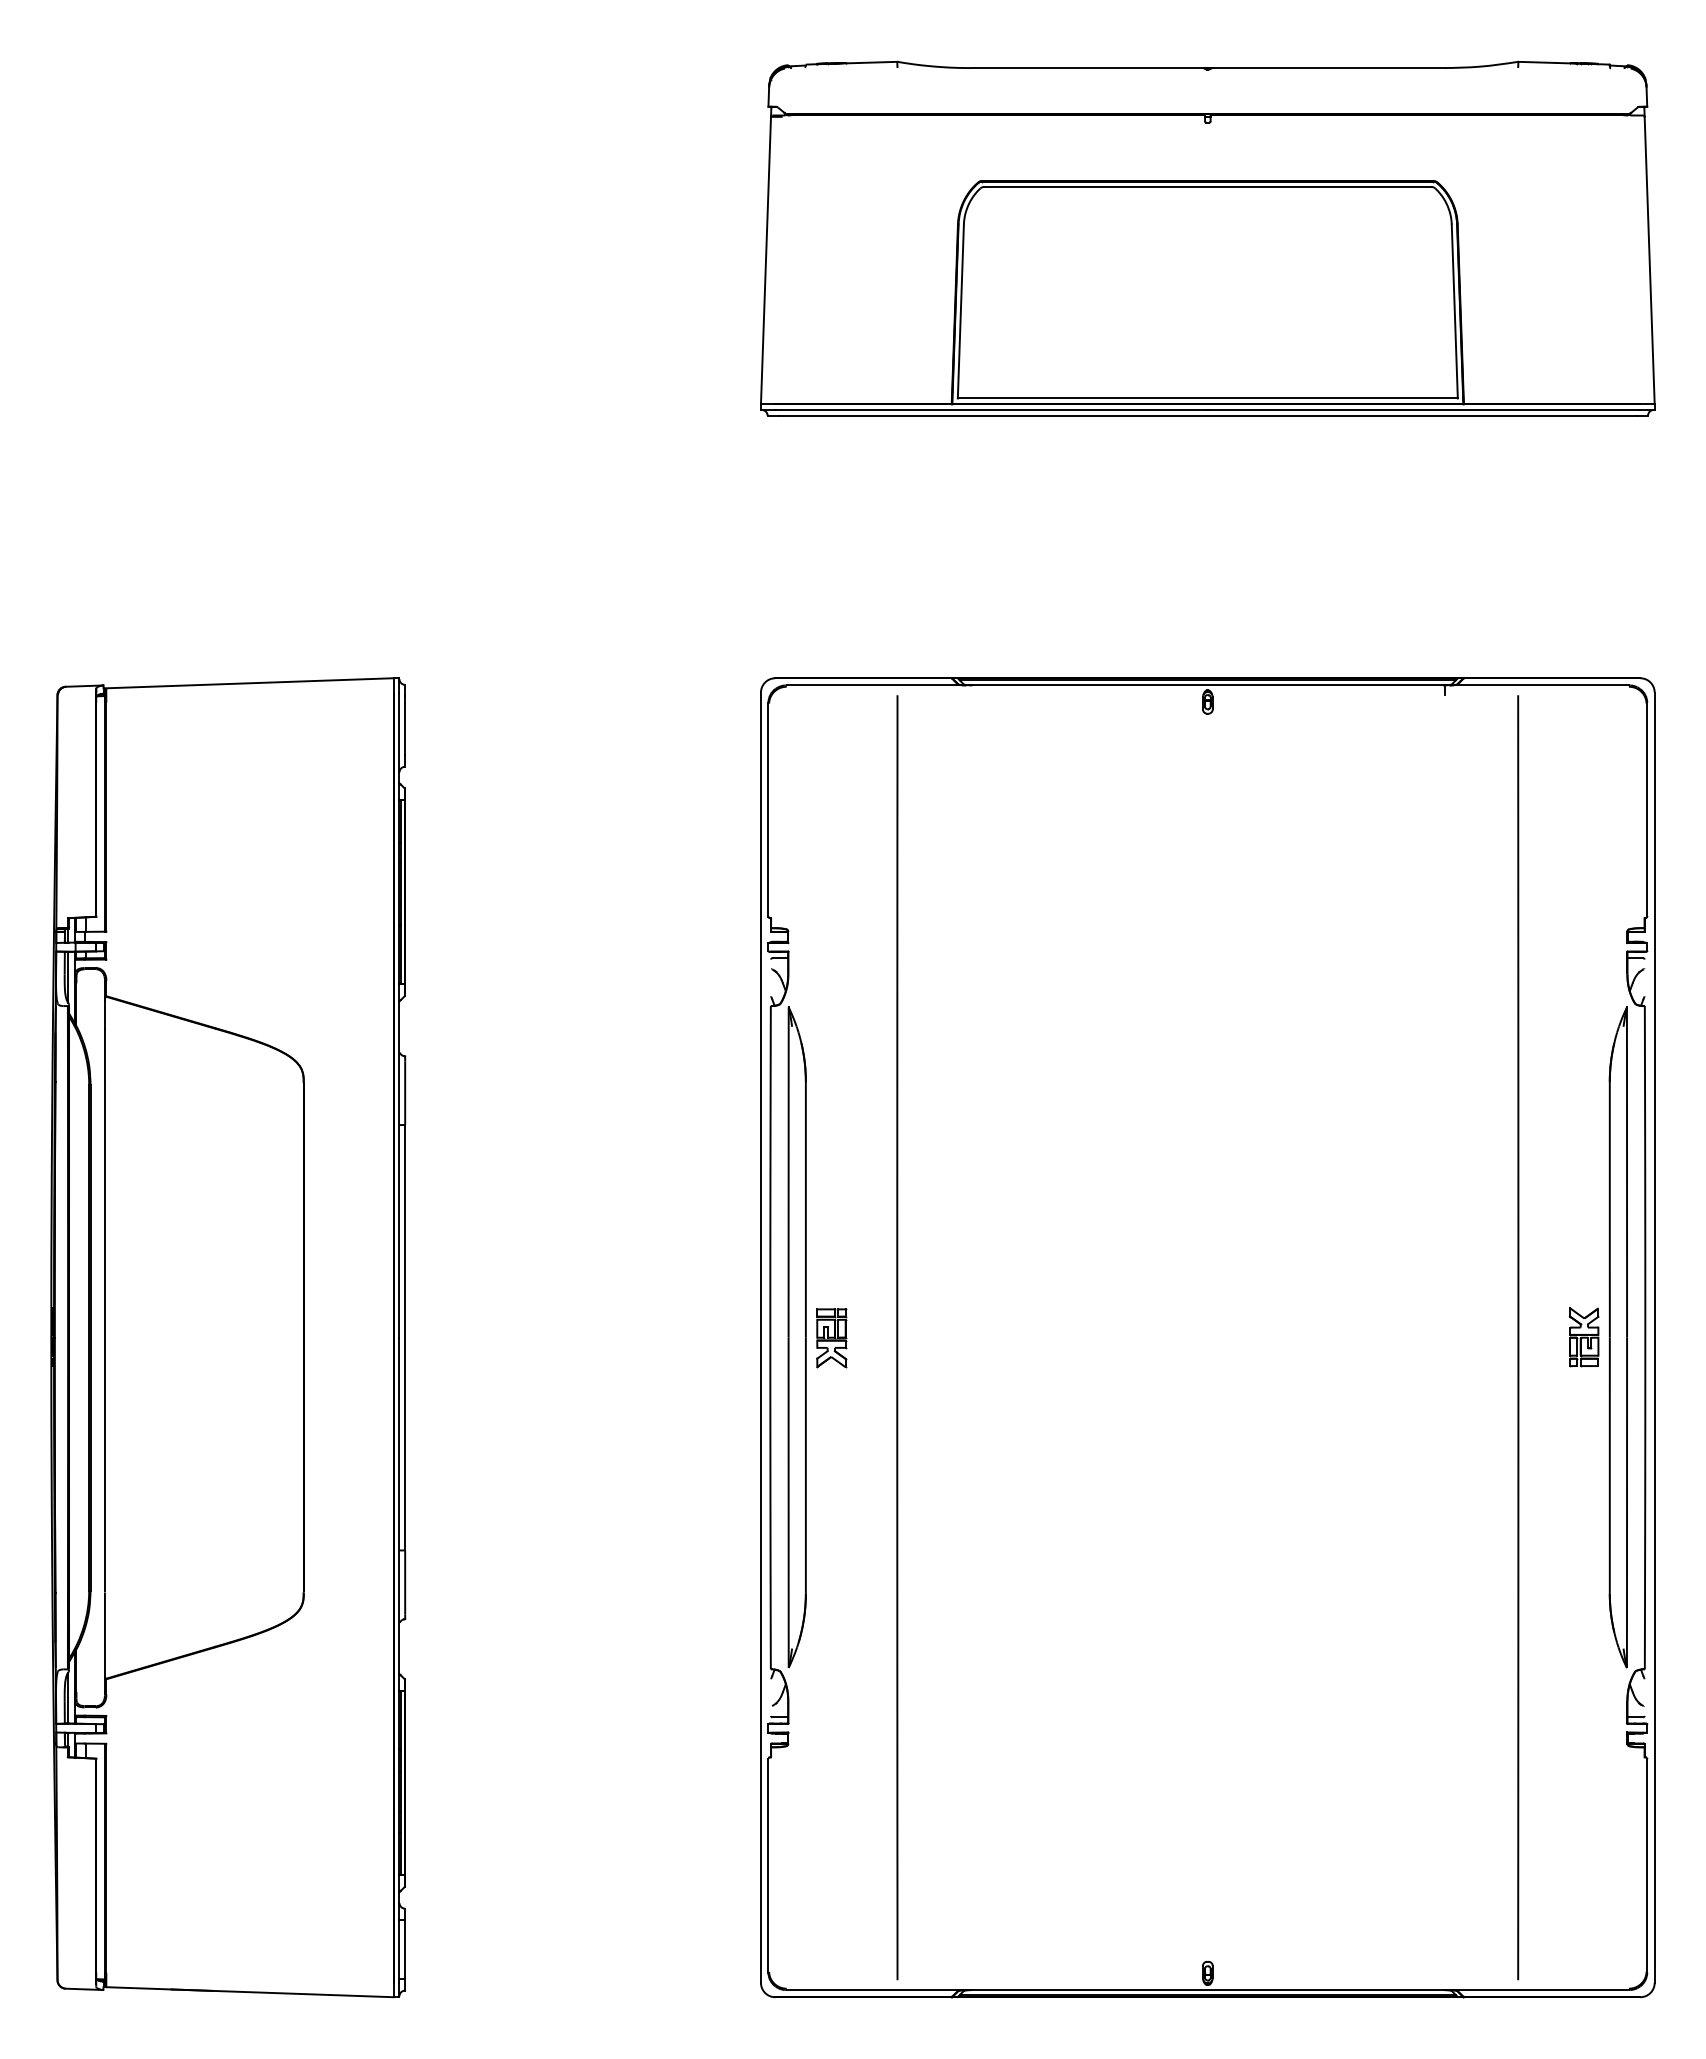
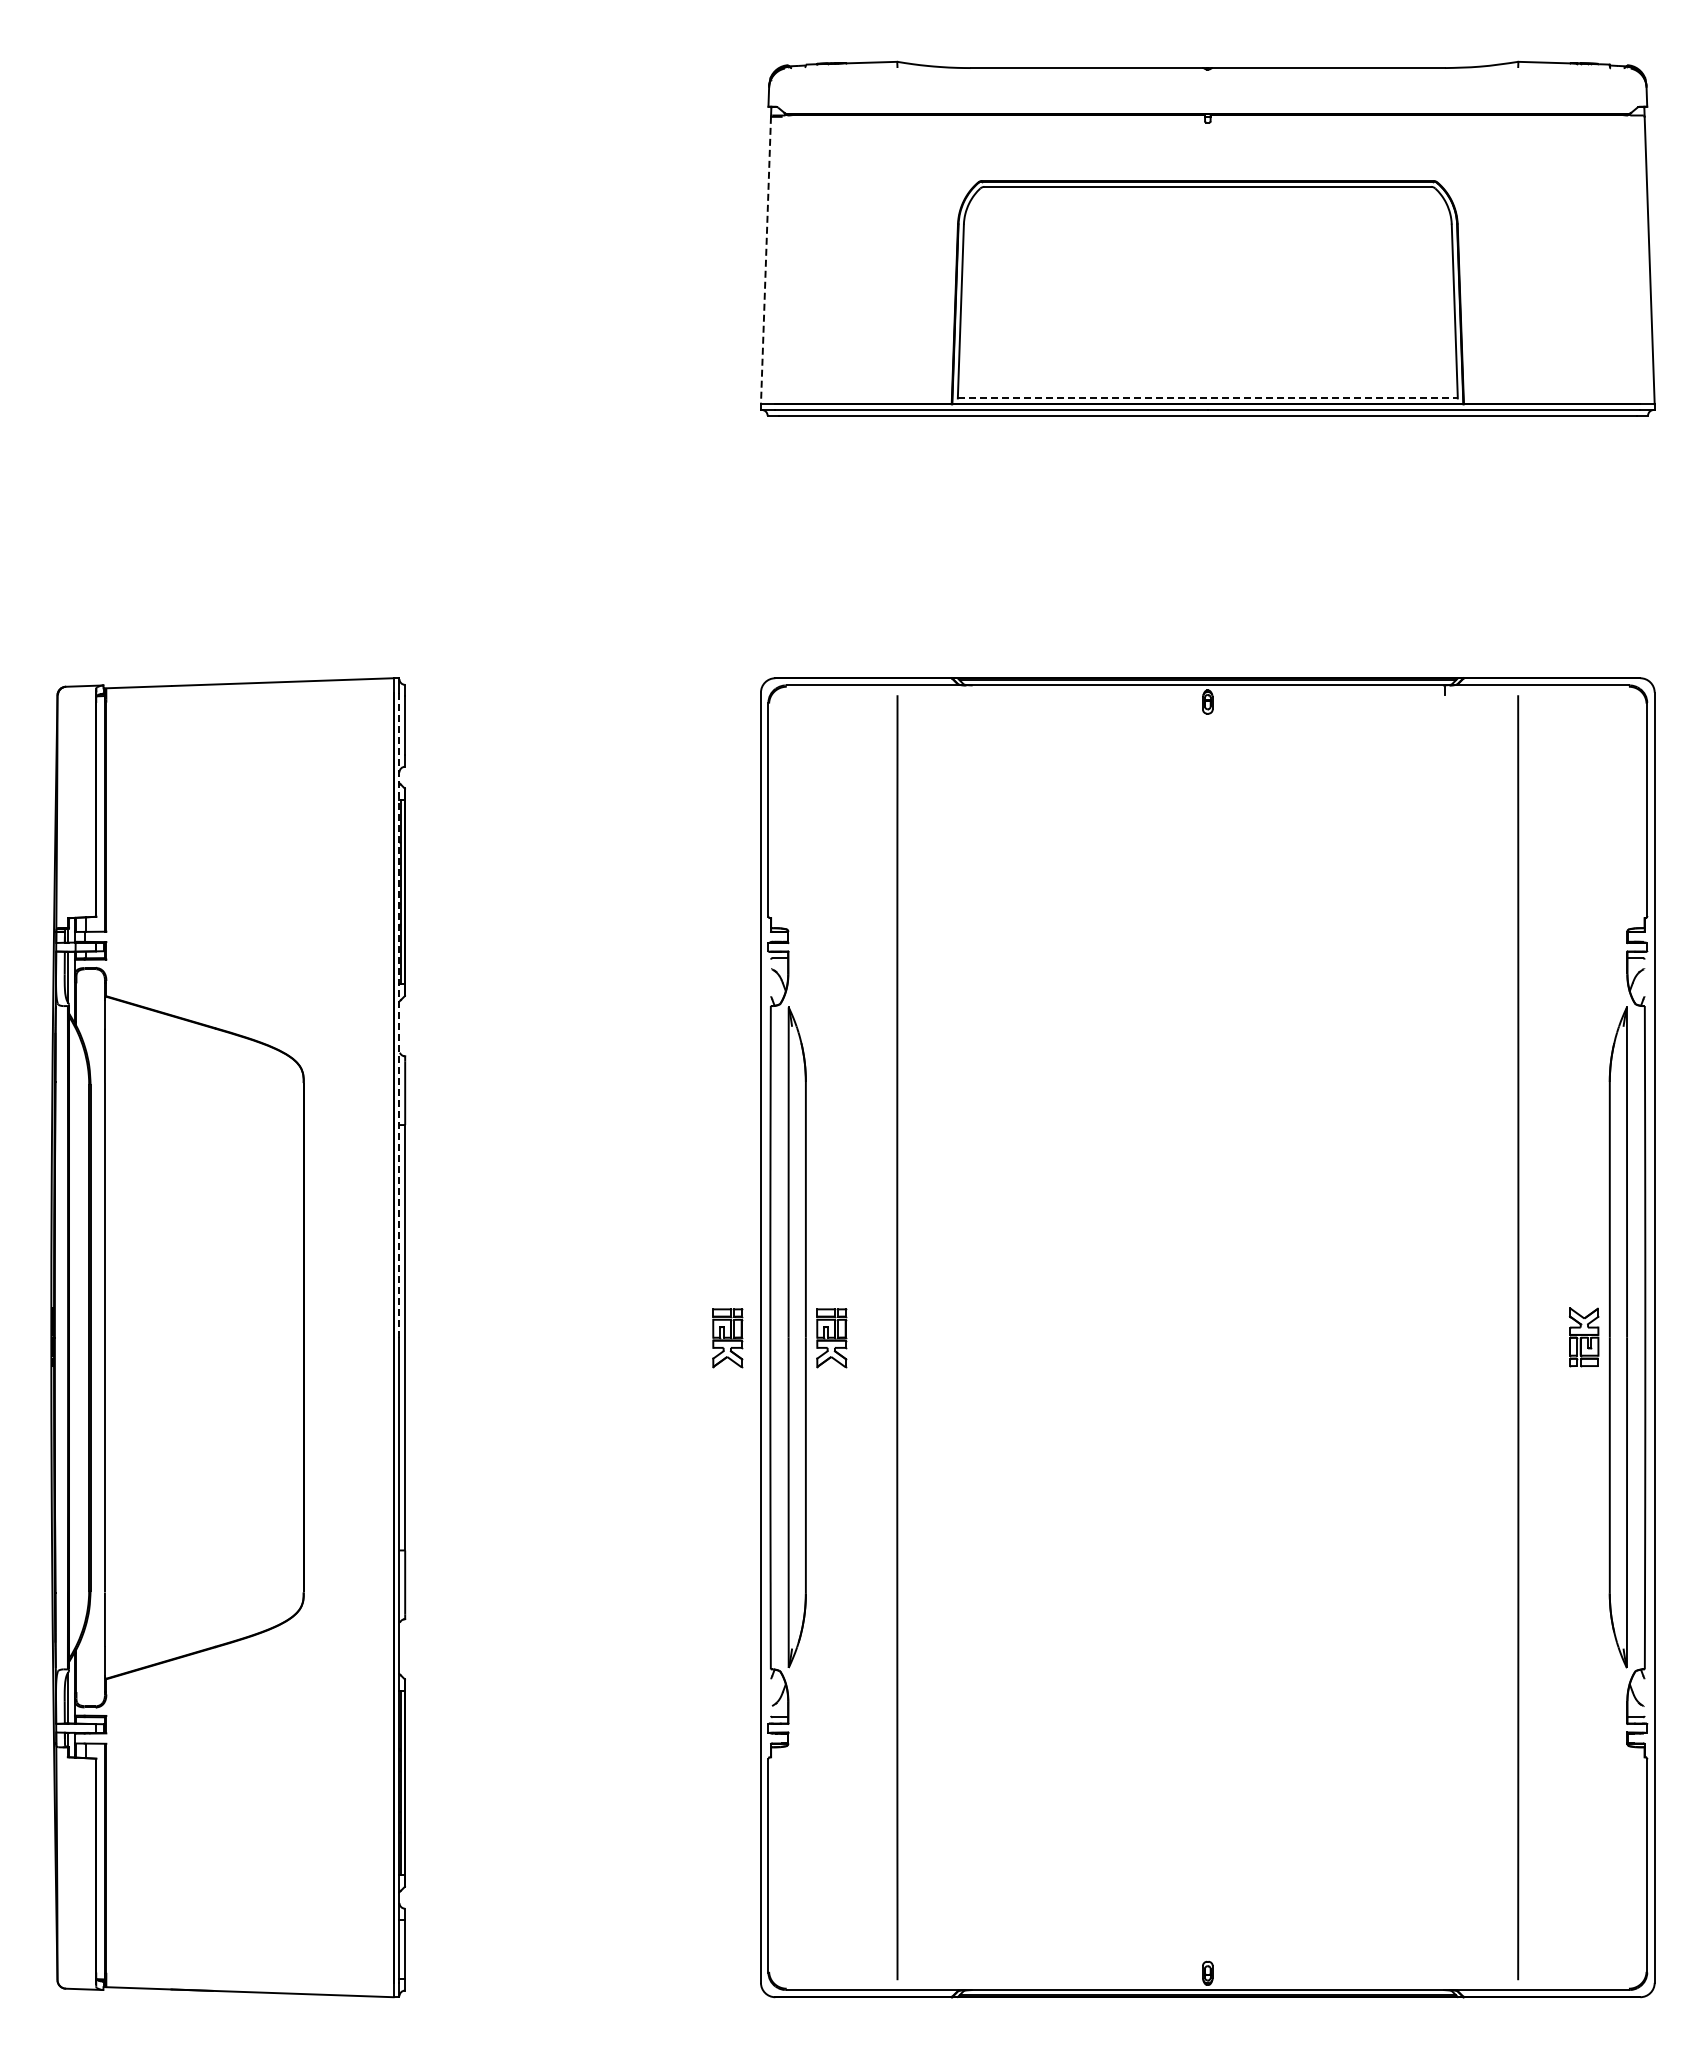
line: solid -> dashed (765, 260)
line: solid -> dashed (1207, 398)
line: solid -> dashed (399, 1015)
part: none -> present (727, 1338)
